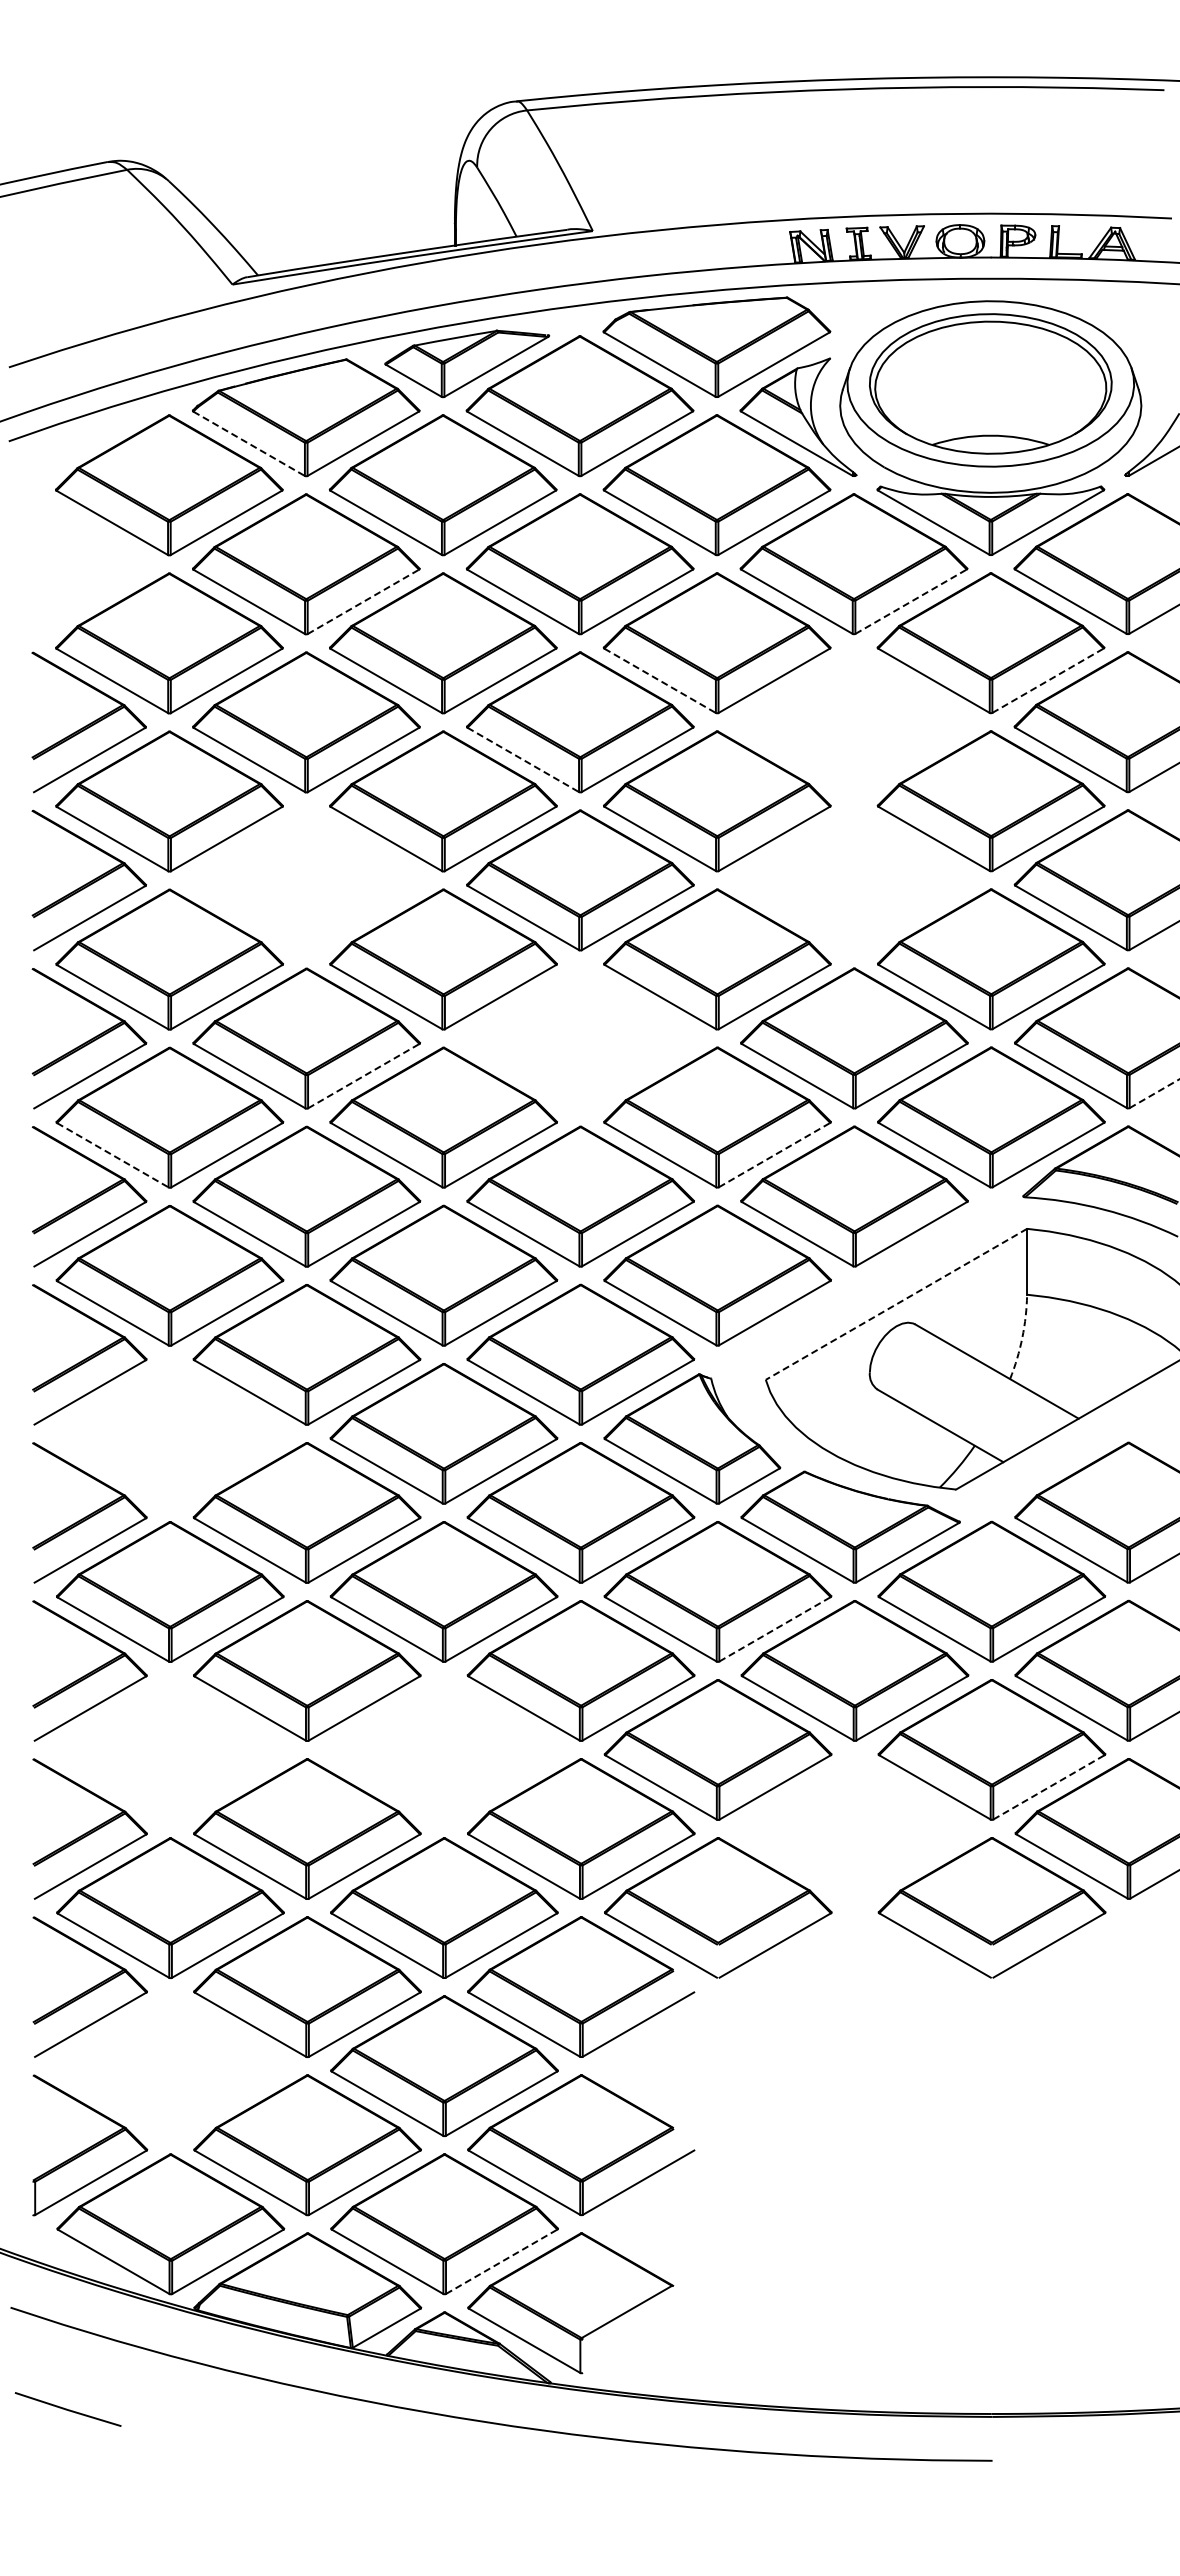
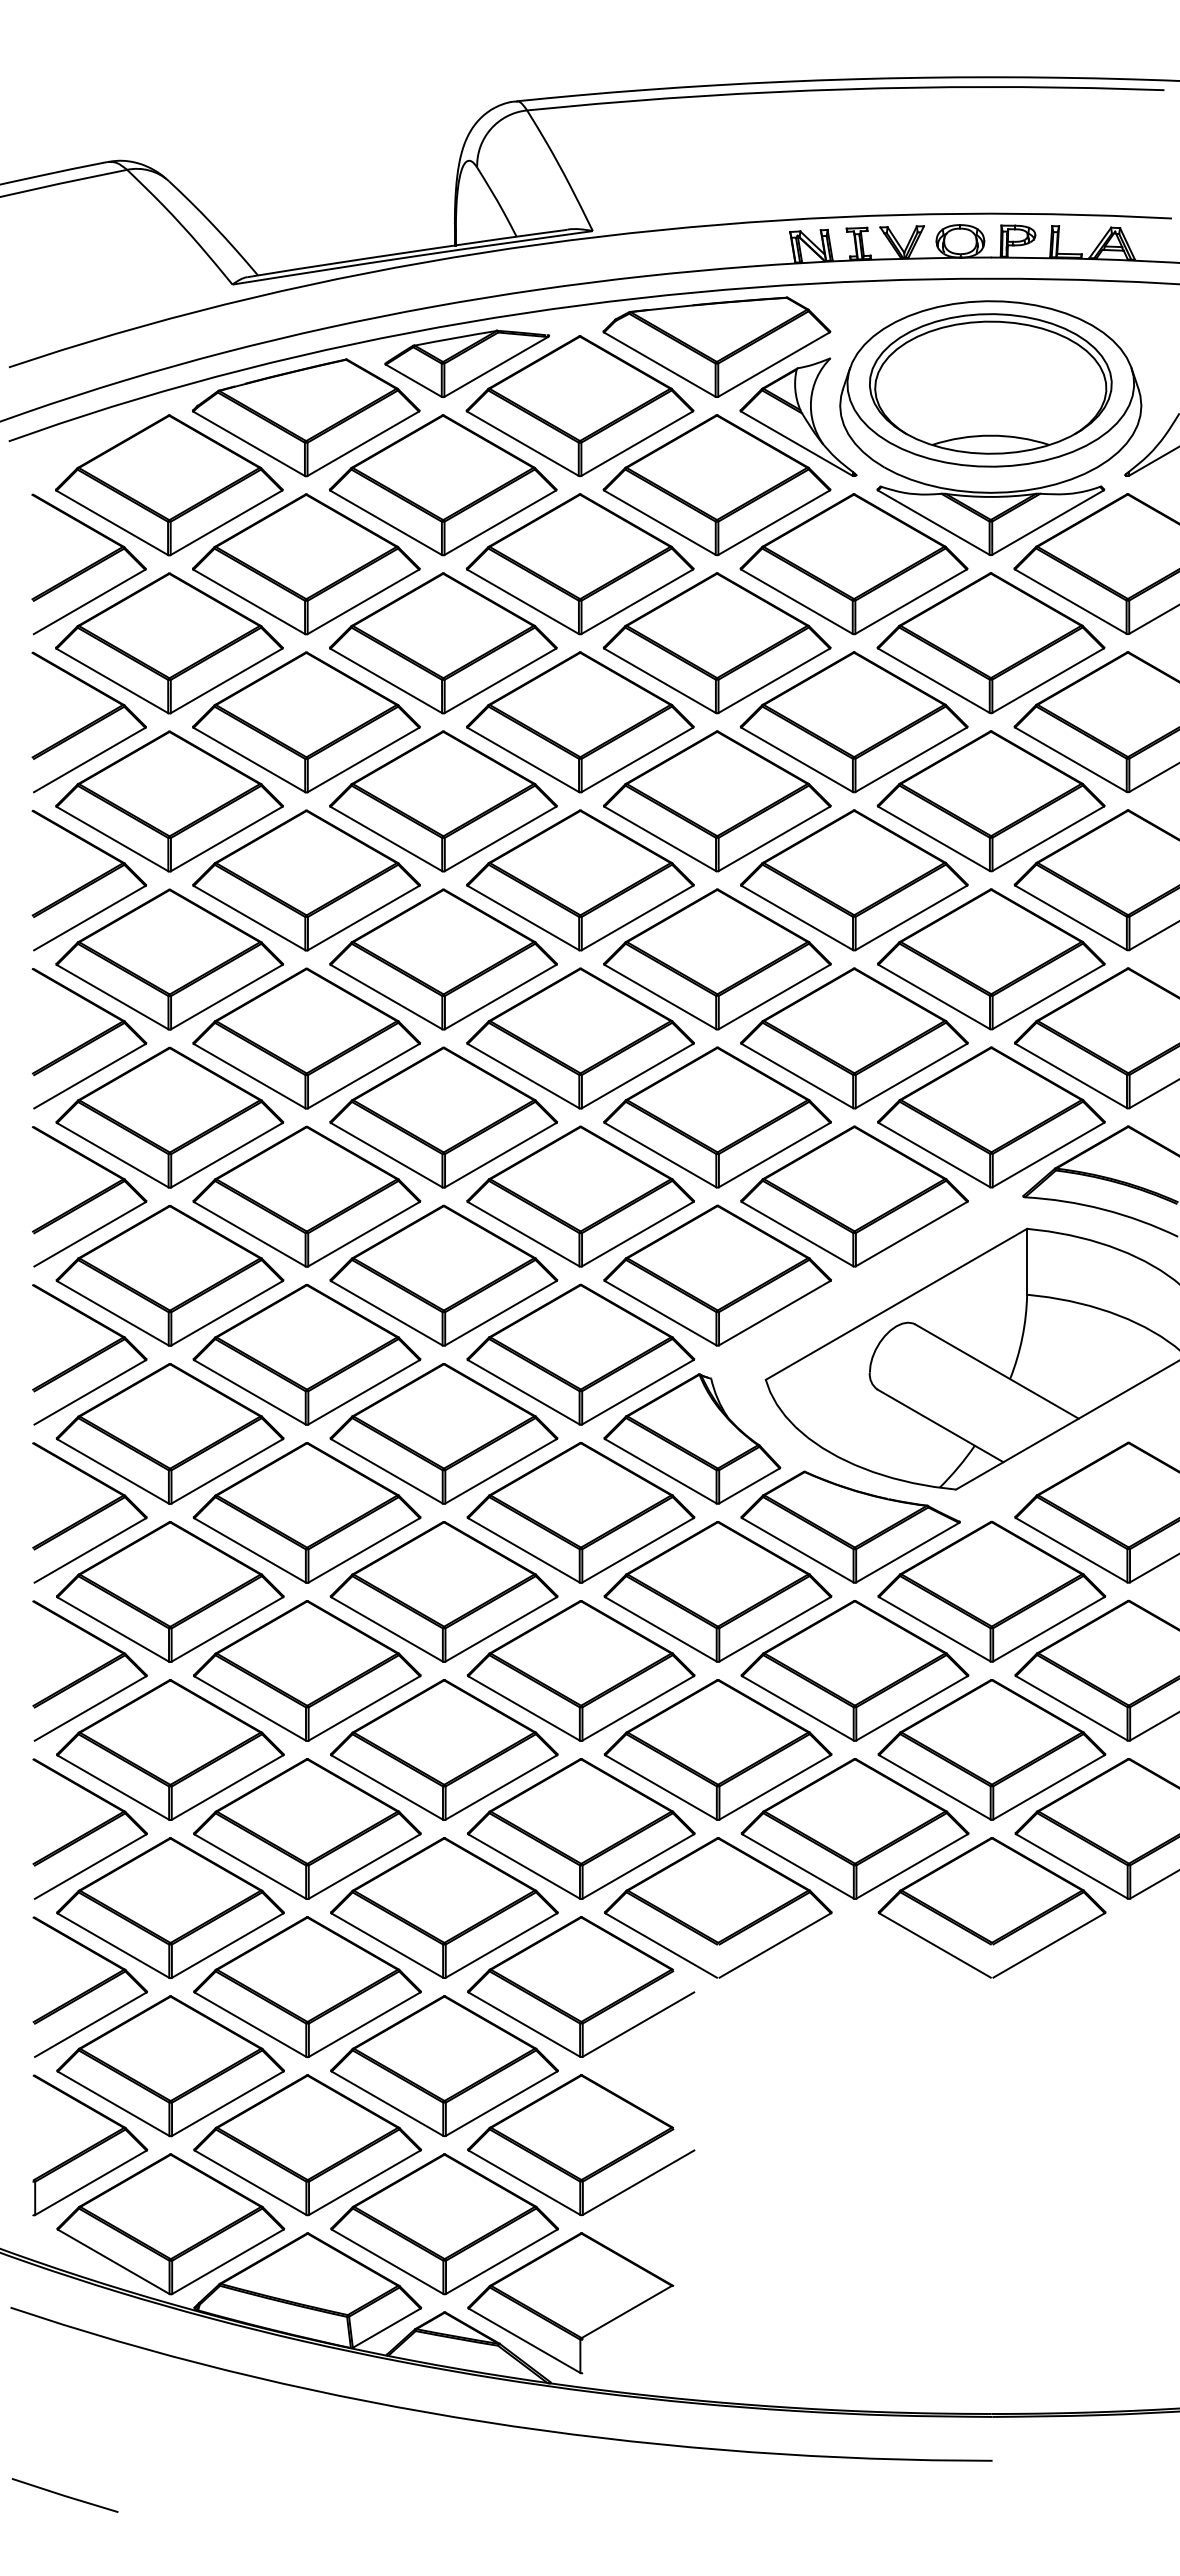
line: dashed -> solid (249, 444)
part: none -> present (88, 564)
line: dashed -> solid (363, 601)
line: dashed -> solid (911, 601)
line: dashed -> solid (1048, 680)
line: dashed -> solid (660, 681)
part: none -> present (853, 722)
line: dashed -> solid (523, 760)
part: none -> present (306, 880)
part: none -> present (854, 880)
part: none -> present (580, 1038)
line: dashed -> solid (364, 1075)
line: dashed -> solid (1154, 1093)
line: dashed -> solid (775, 1154)
line: dashed -> solid (113, 1155)
line: dashed -> solid (896, 1304)
arc: dashed -> solid (1022, 1337)
part: none -> present (169, 1433)
line: dashed -> solid (775, 1629)
part: none -> present (170, 1749)
part: none -> present (444, 1749)
line: dashed -> solid (1049, 1787)
part: none -> present (854, 1828)
part: none -> present (170, 2066)
line: dashed -> solid (502, 2261)
line position: (67, 2409) -> (64, 2495) (64, 2495)
